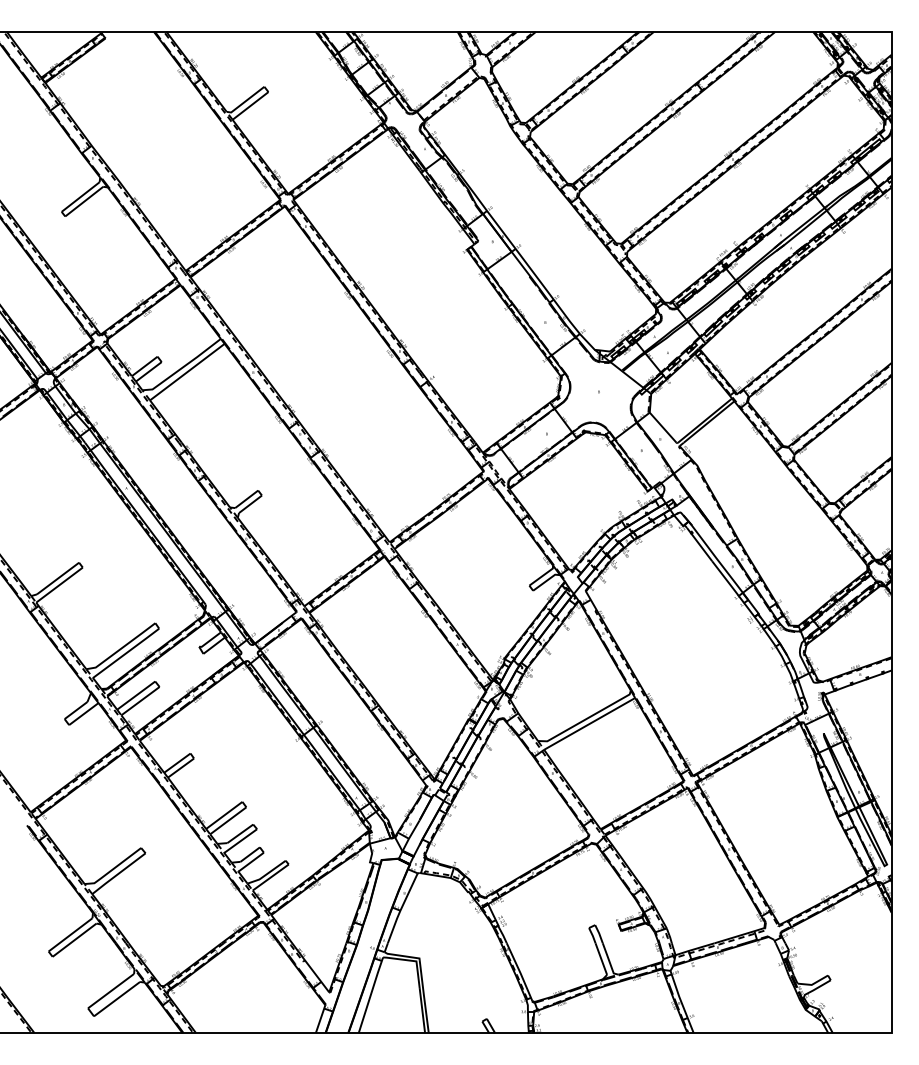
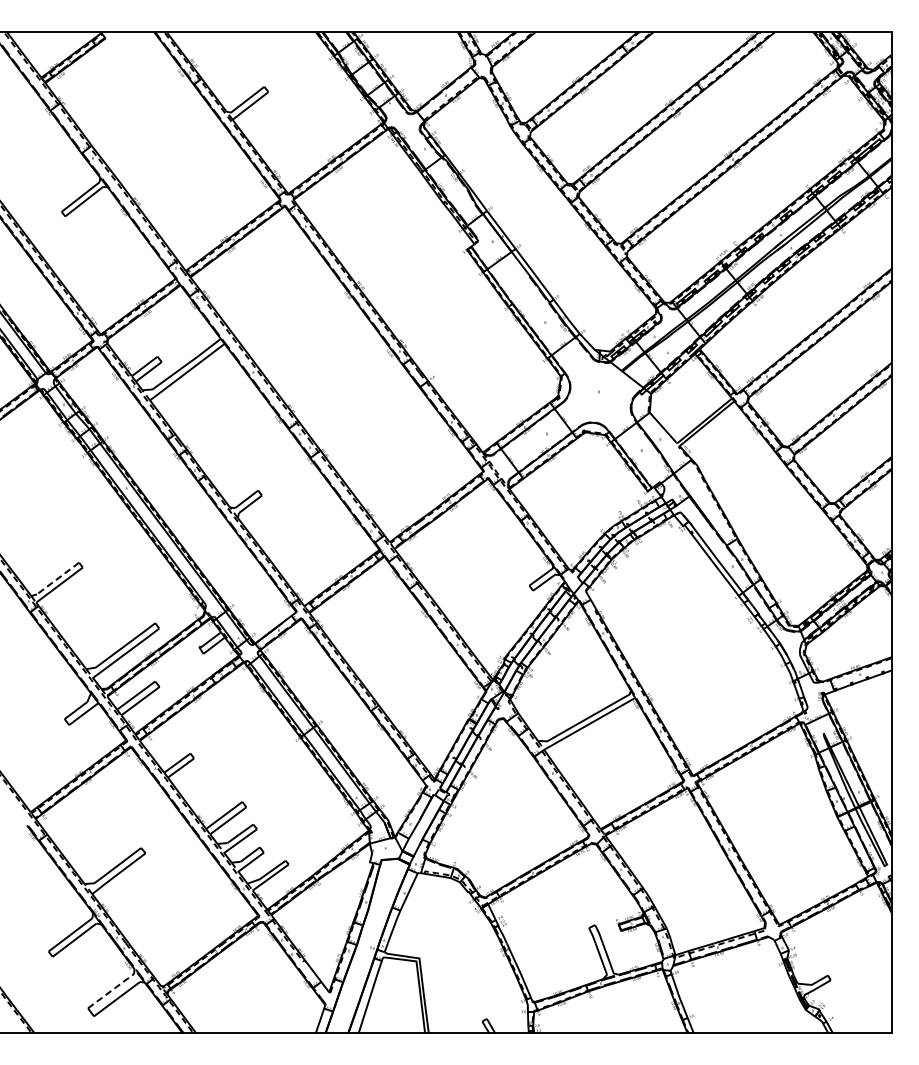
line: solid -> dashed (57, 578)
line: solid -> dashed (111, 991)
